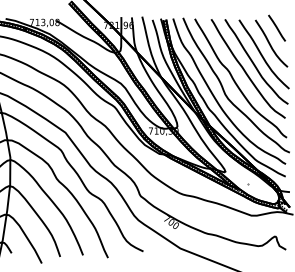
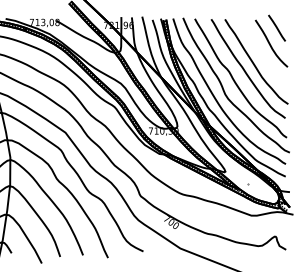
curve: present -> none (262, 54)
